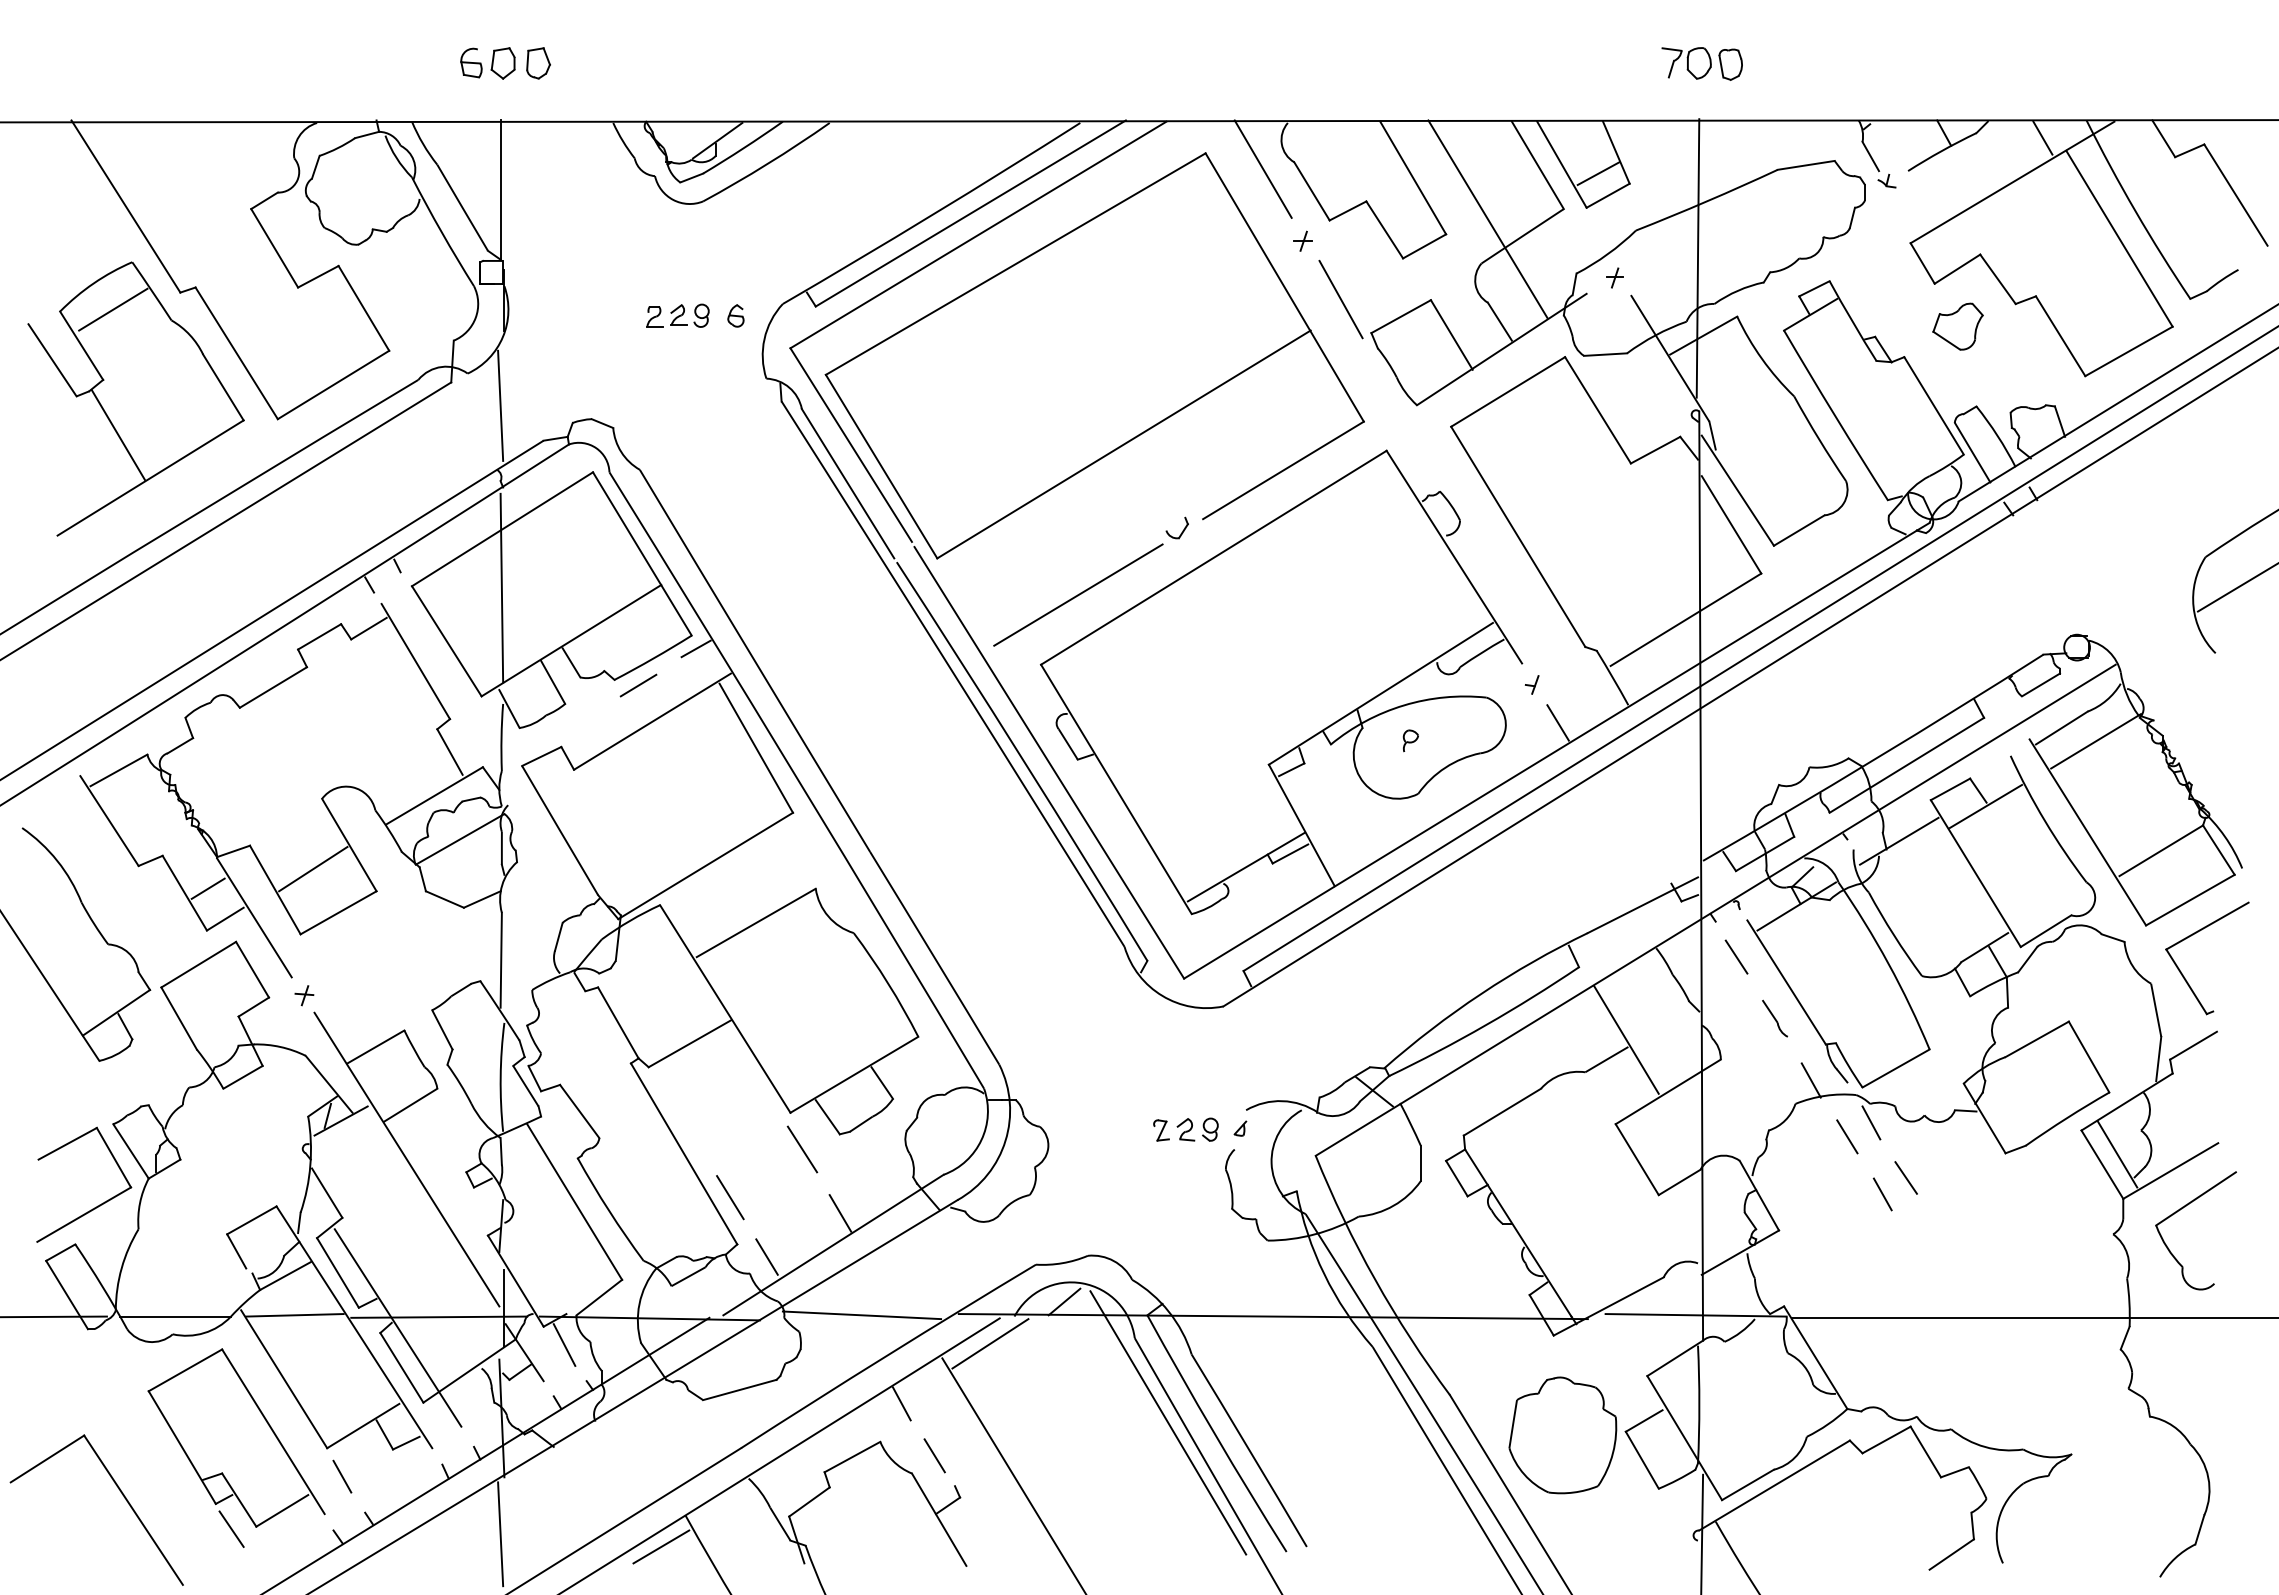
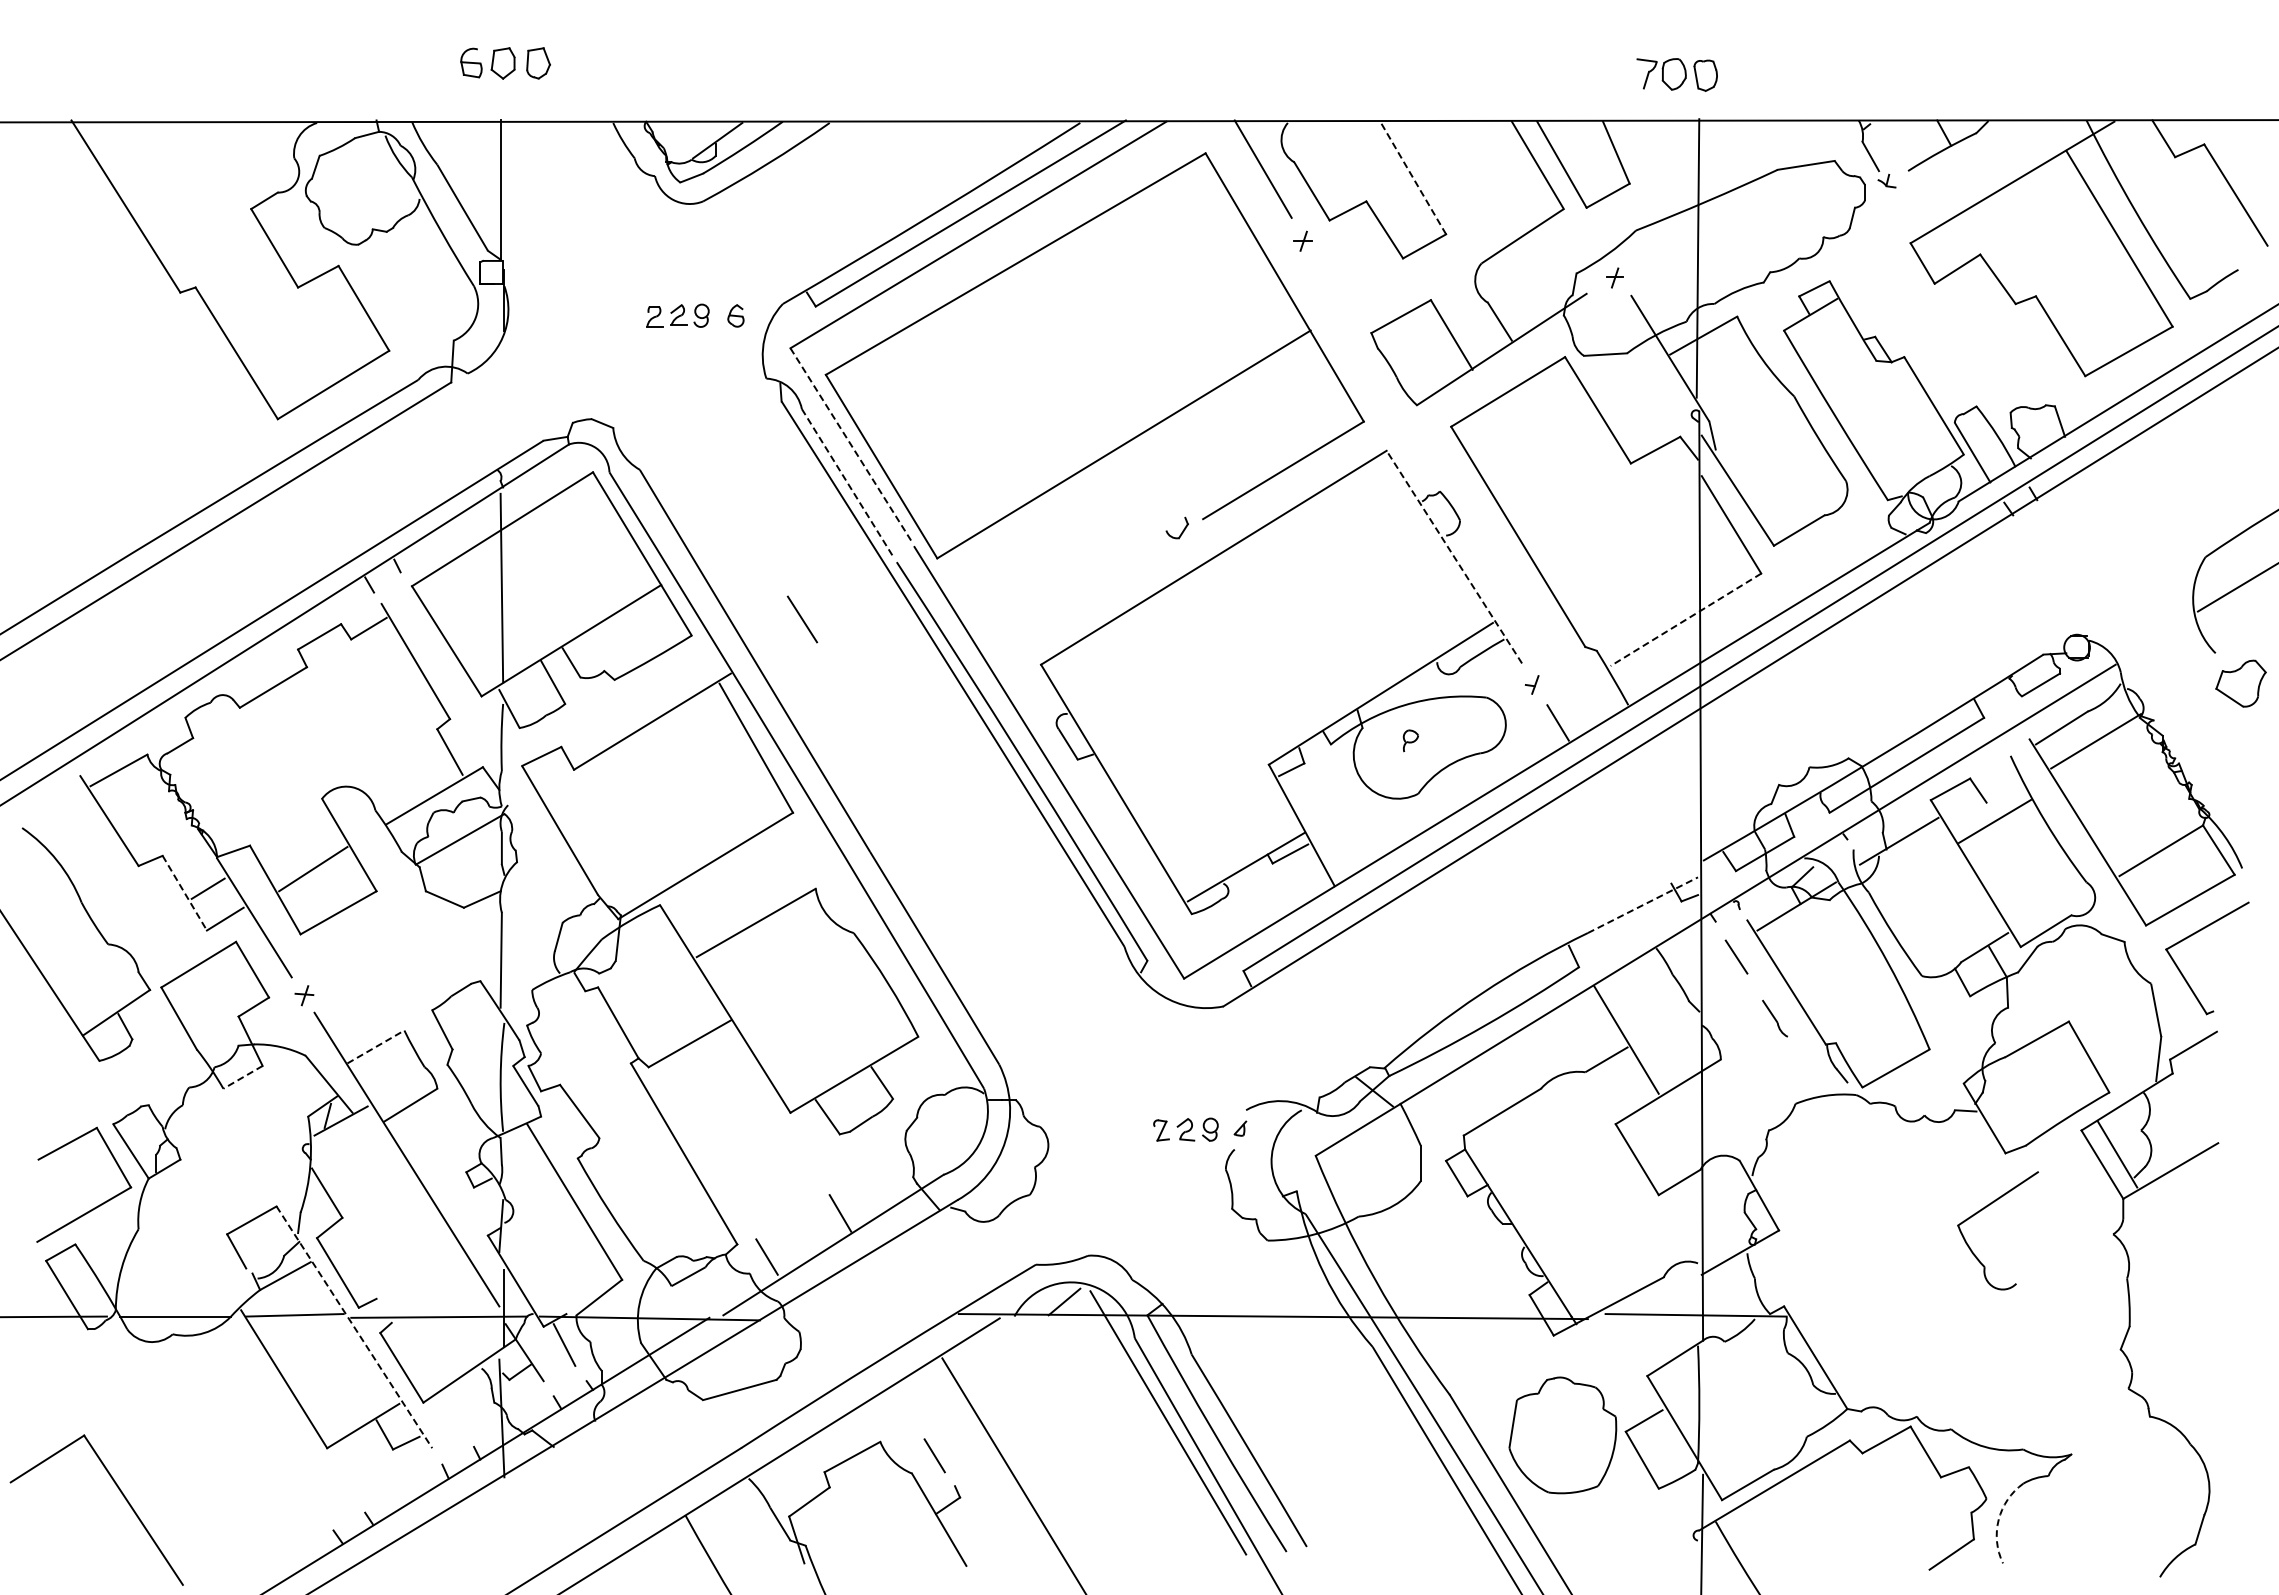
part position: (1701, 63) -> (1676, 74) (1676, 74)
line: present -> none (2042, 137)
line: present -> none (1598, 173)
line: solid -> dashed (1412, 177)
line: present -> none (1487, 218)
line: present -> none (1340, 299)
part position: (1957, 326) -> (2240, 683) (2240, 683)
part: present -> none (135, 398)
line: present -> none (500, 405)
line: solid -> dashed (851, 445)
line: solid -> dashed (848, 483)
line: solid -> dashed (1454, 556)
line: present -> none (1078, 594)
line: solid -> dashed (1685, 620)
line: present -> none (695, 648)
line: present -> none (638, 685)
line position: (1985, 806) -> (1994, 821) (1994, 821)
line: solid -> dashed (185, 893)
line: solid -> dashed (1642, 905)
line: solid -> dashed (375, 1046)
line: solid -> dashed (243, 1077)
line: present -> none (1810, 1080)
line: present -> none (1871, 1122)
line: present -> none (1847, 1136)
line position: (802, 1149) -> (802, 619) (802, 619)
line: present -> none (1905, 1177)
line: present -> none (1882, 1194)
line: present -> none (730, 1197)
part position: (2182, 1209) -> (1984, 1209) (1984, 1209)
line: present -> none (861, 1315)
line: present -> none (2033, 1317)
line: solid -> dashed (354, 1327)
line: present -> none (397, 1327)
line: present -> none (990, 1343)
line: present -> none (901, 1403)
part: present -> none (222, 1472)
line: present -> none (342, 1476)
arc: solid -> dashed (1998, 1519)
line: present -> none (500, 1534)
line: present -> none (661, 1546)
